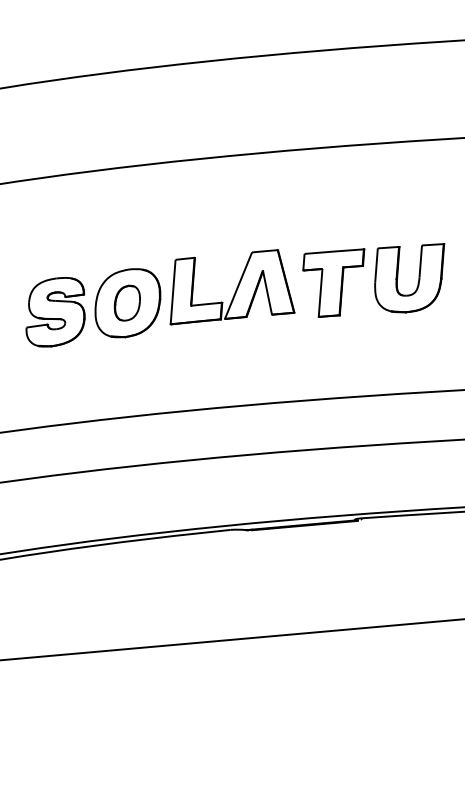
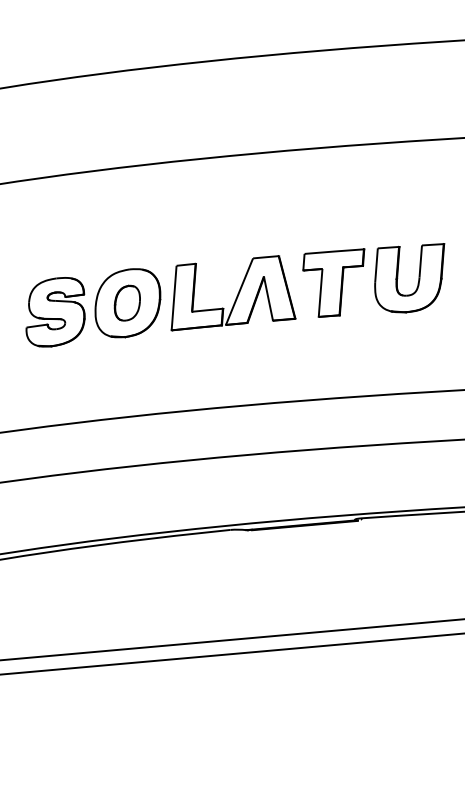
part position: (232, 287) -> (233, 293) (233, 293)
line: none -> present (231, 653)
